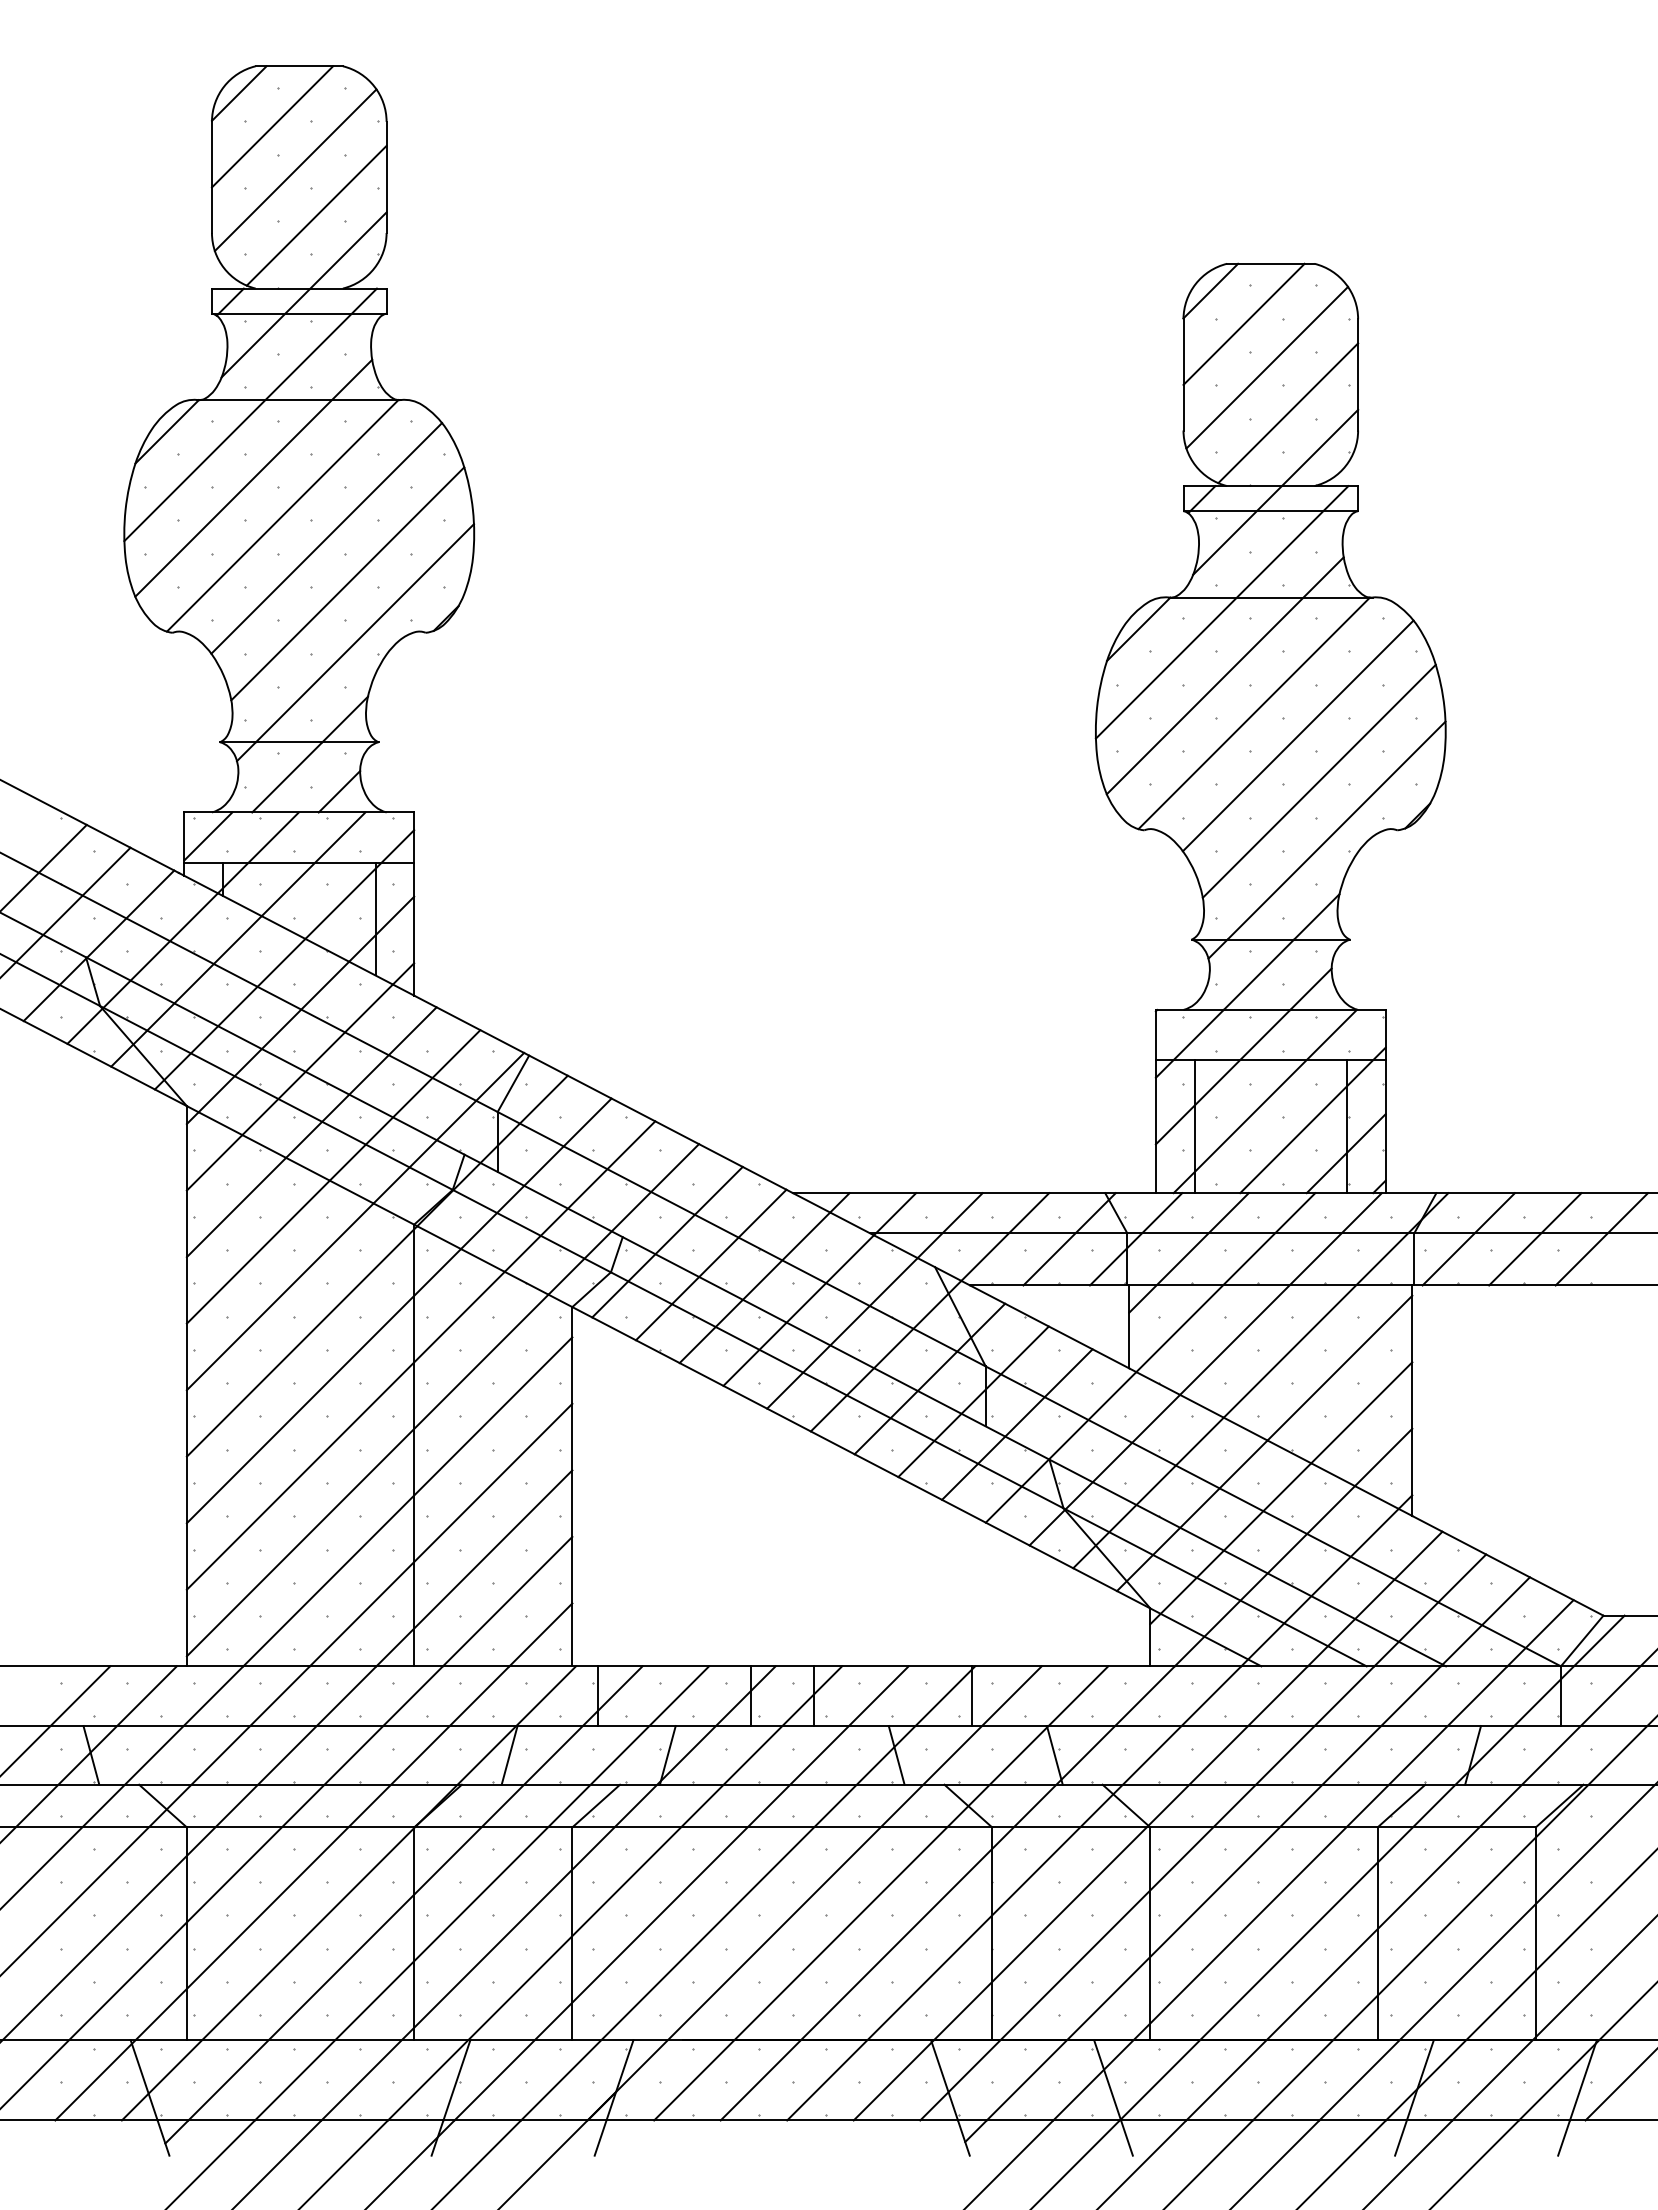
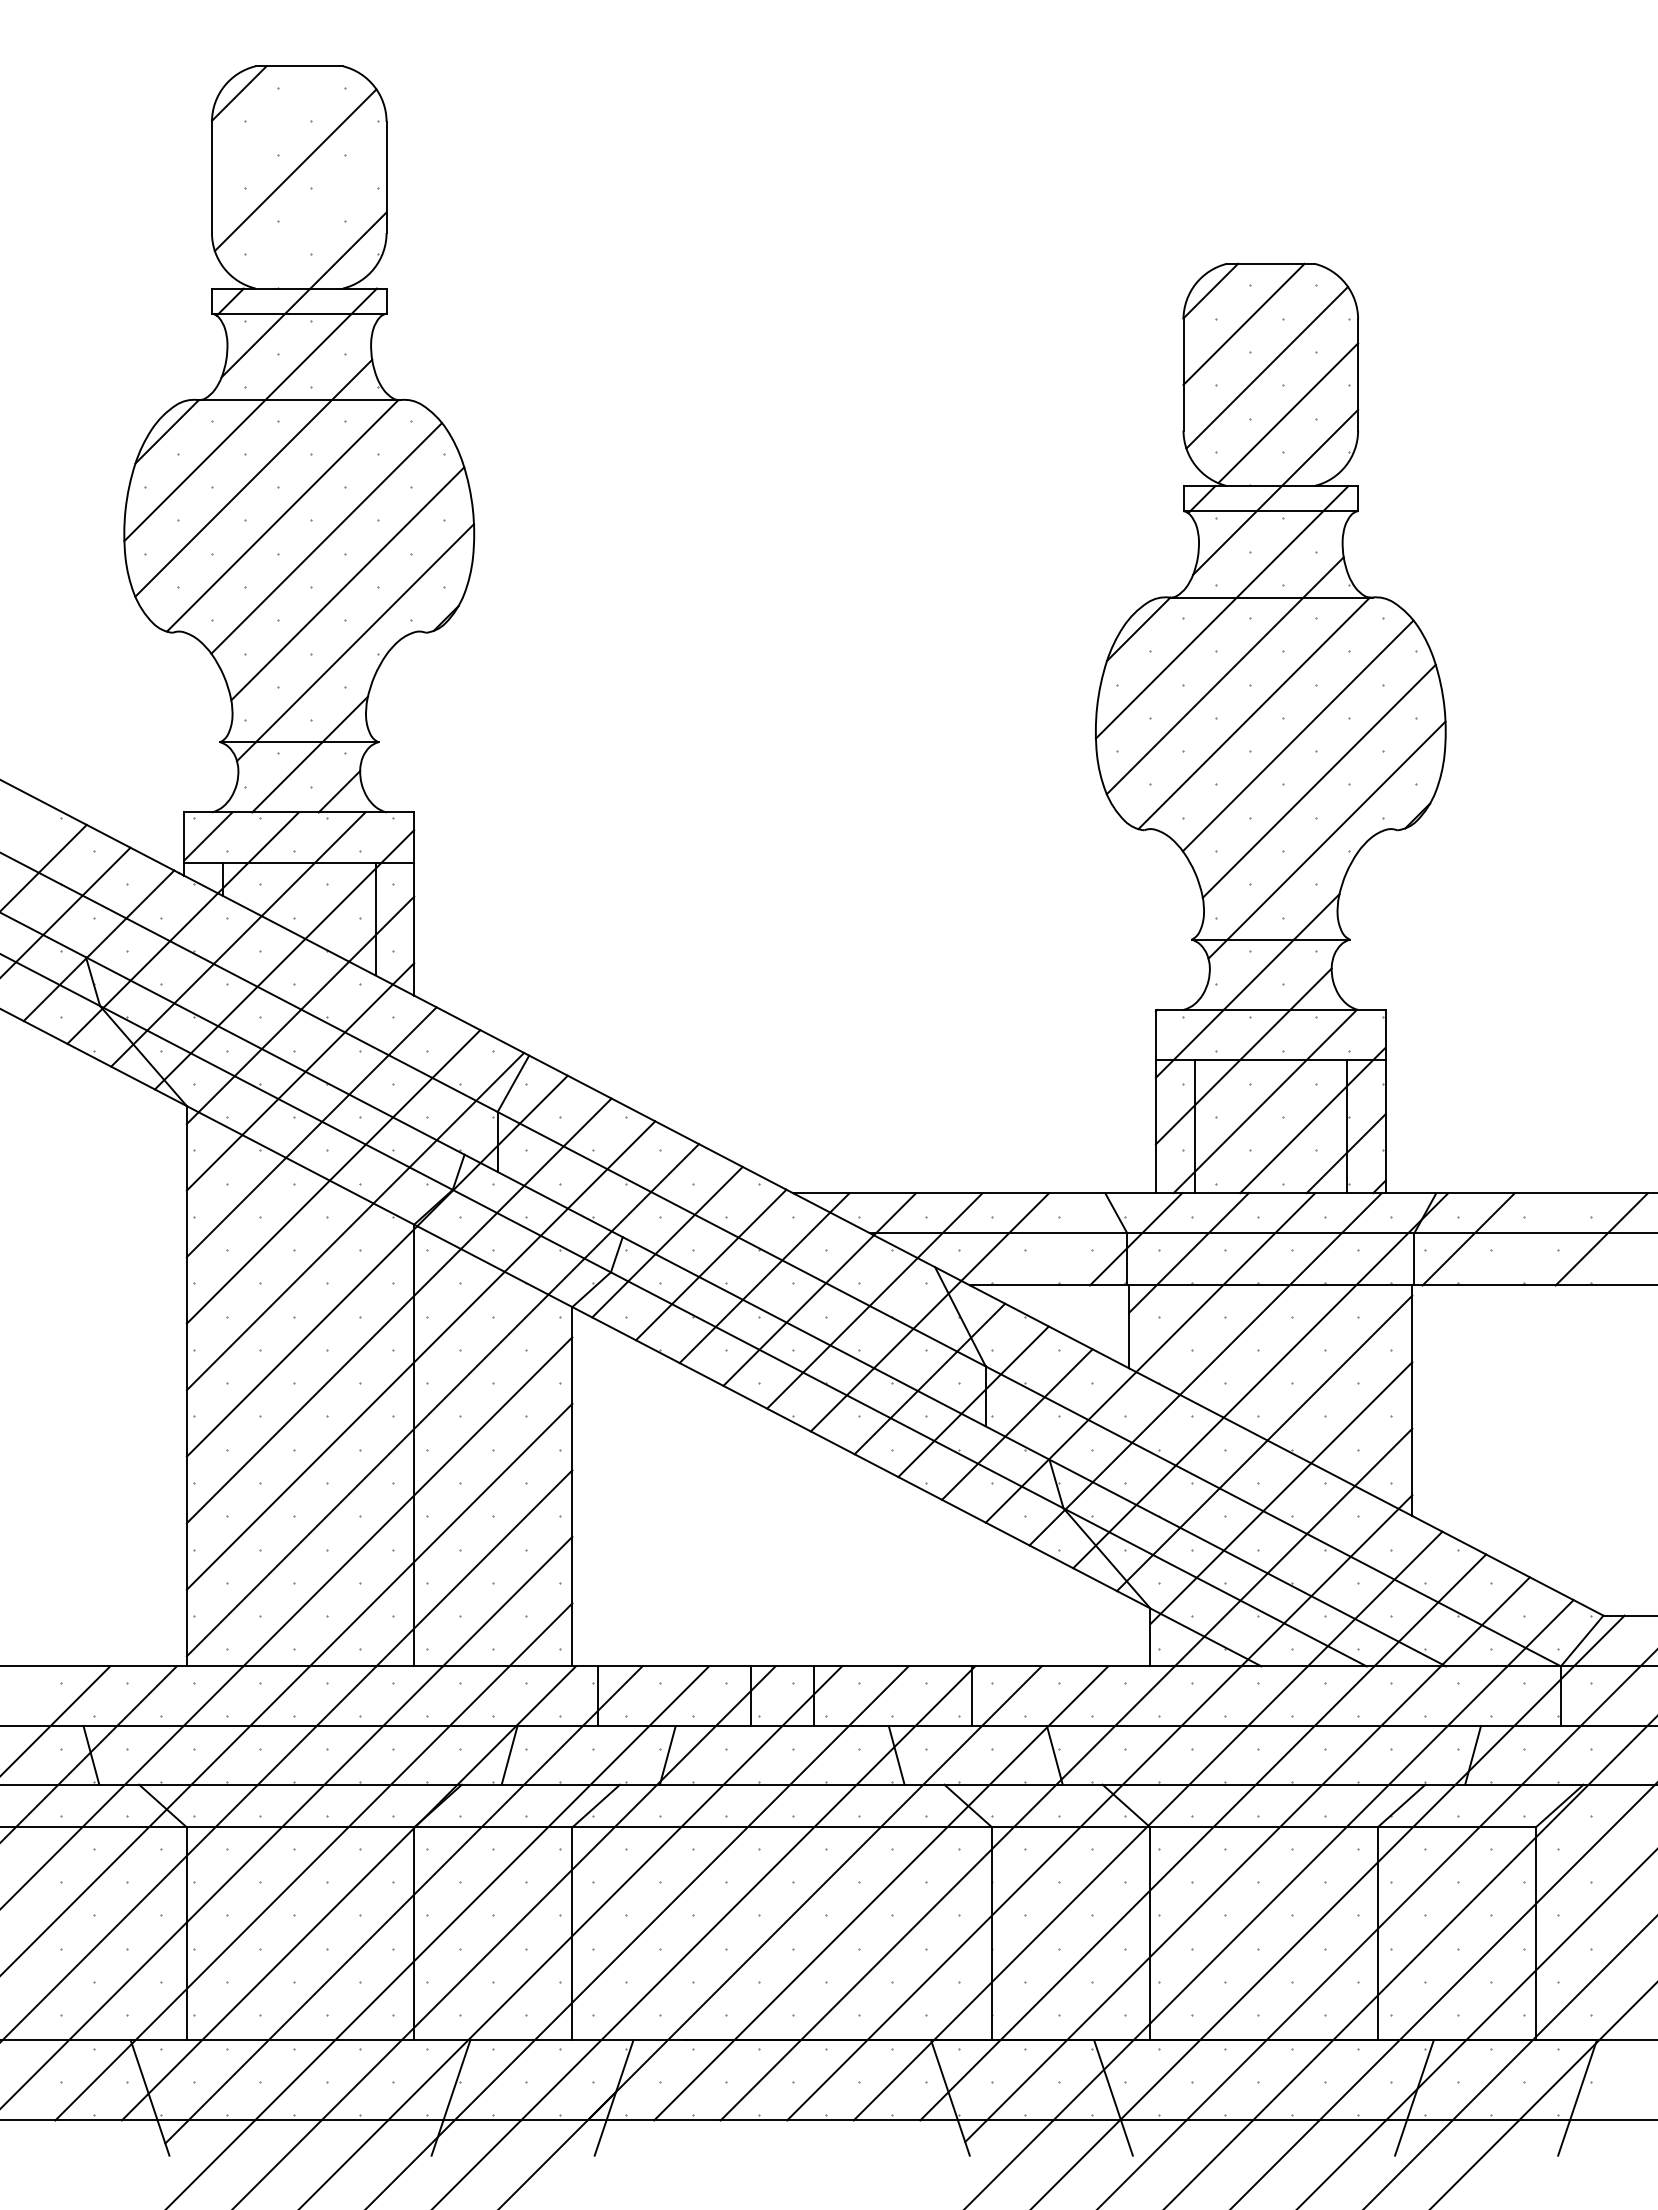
line: present -> none (272, 126)
line: present -> none (316, 215)
line: present -> none (1069, 1239)
line: present -> none (1535, 1239)
line: present -> none (1619, 2085)
